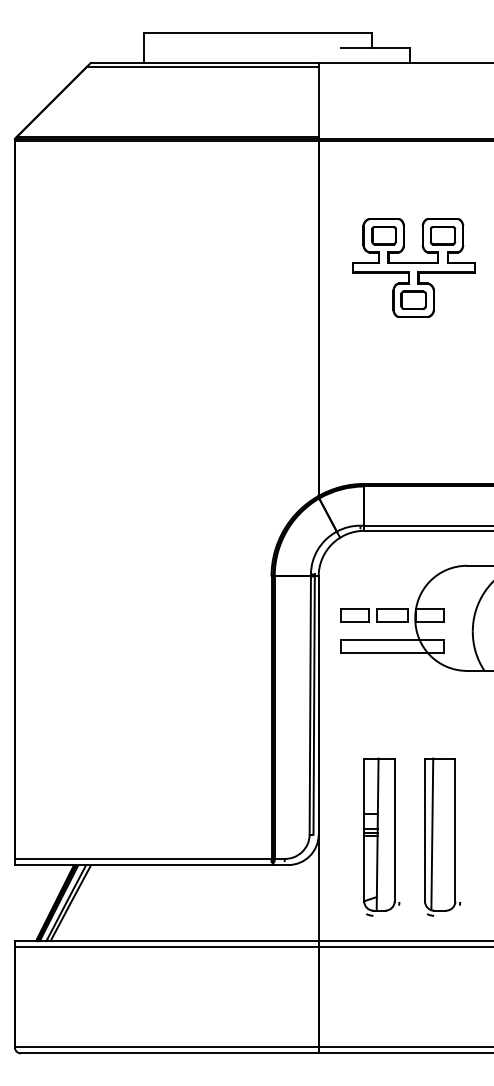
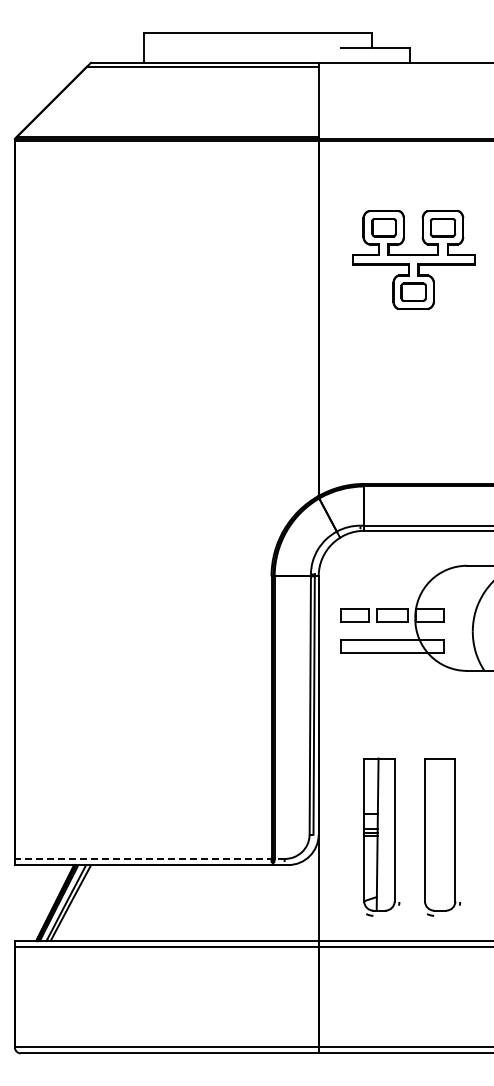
part position: (413, 267) -> (413, 259) (413, 259)
line: present -> none (432, 834)
line: solid -> dashed (149, 858)
